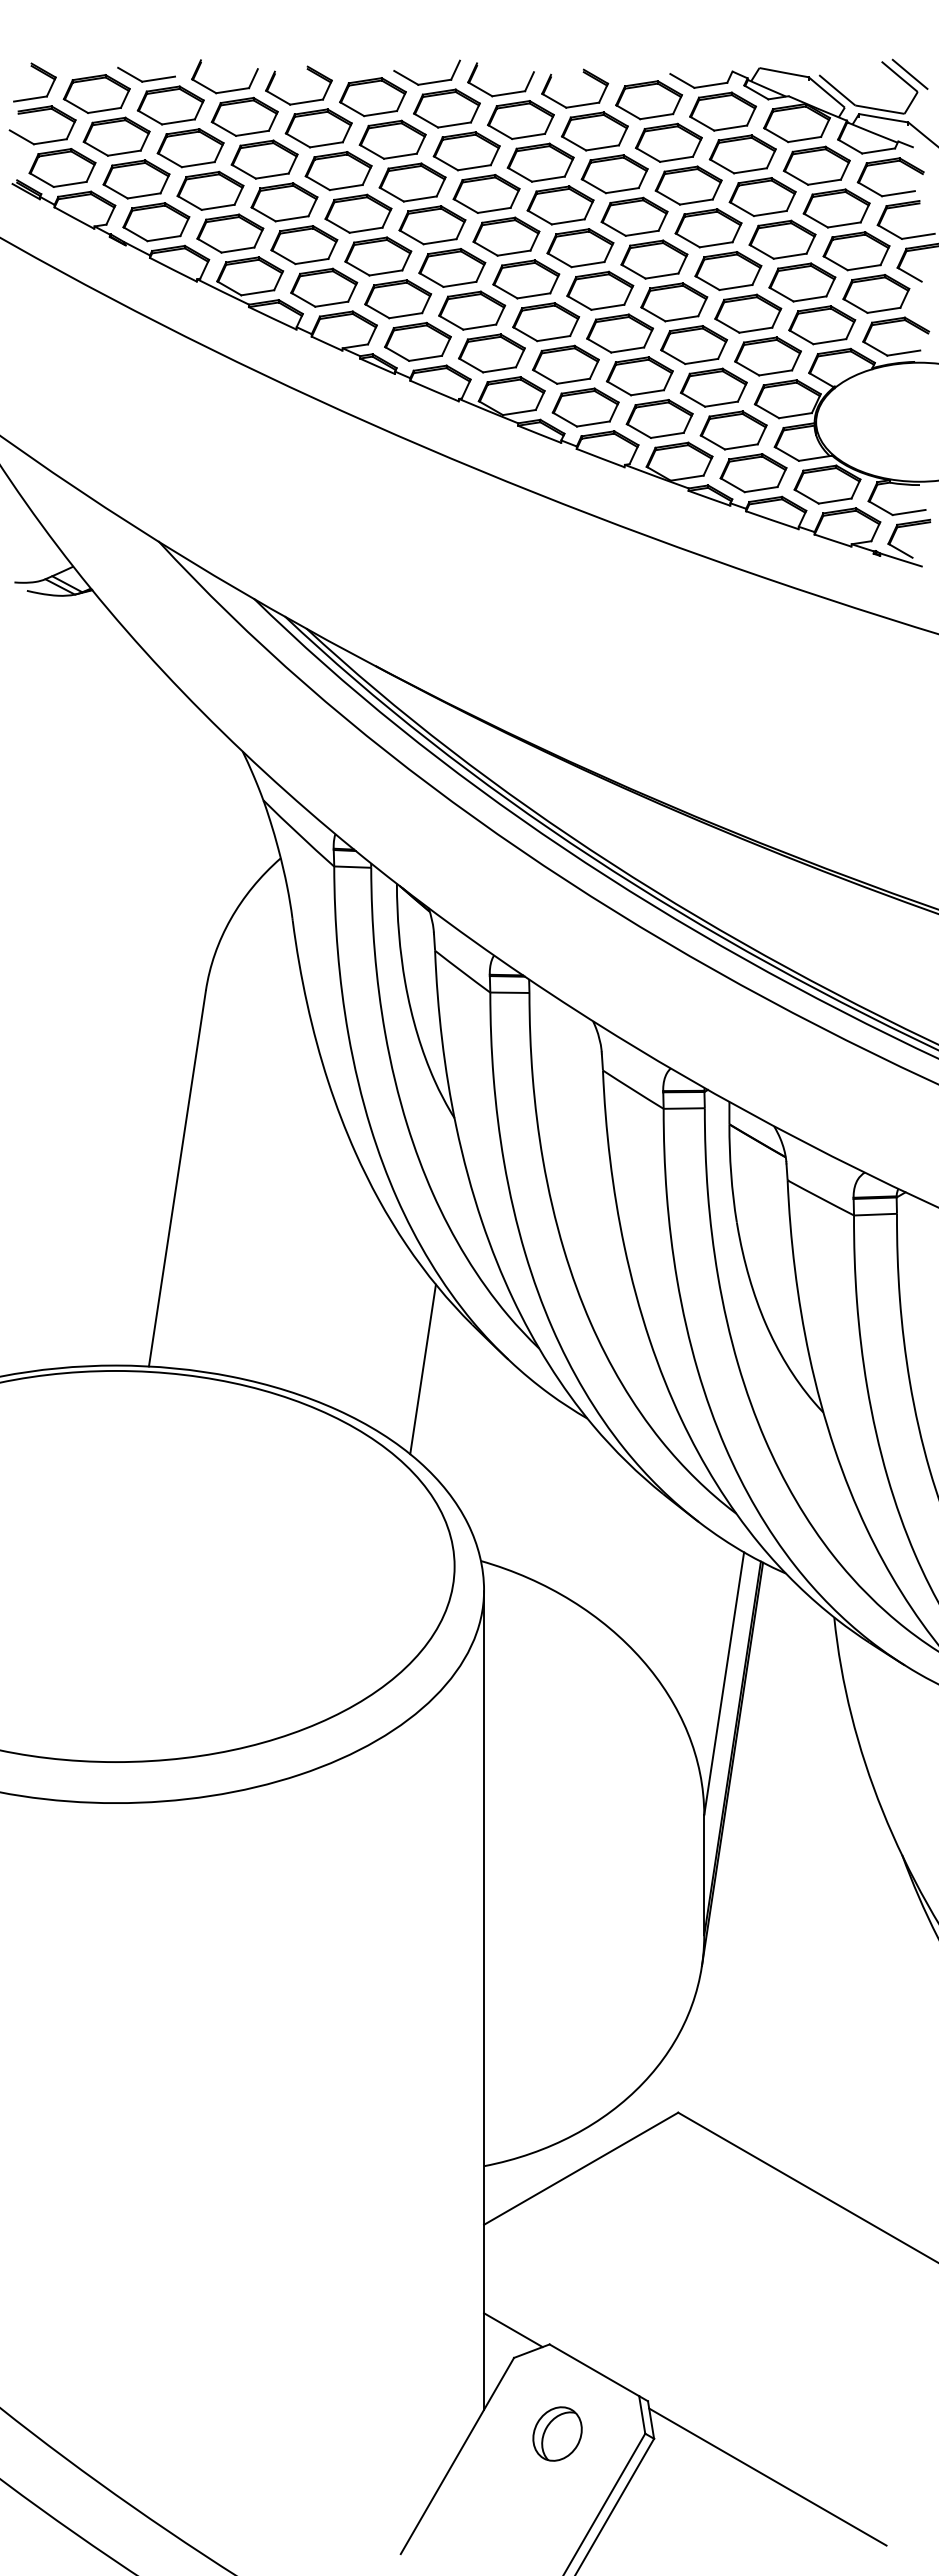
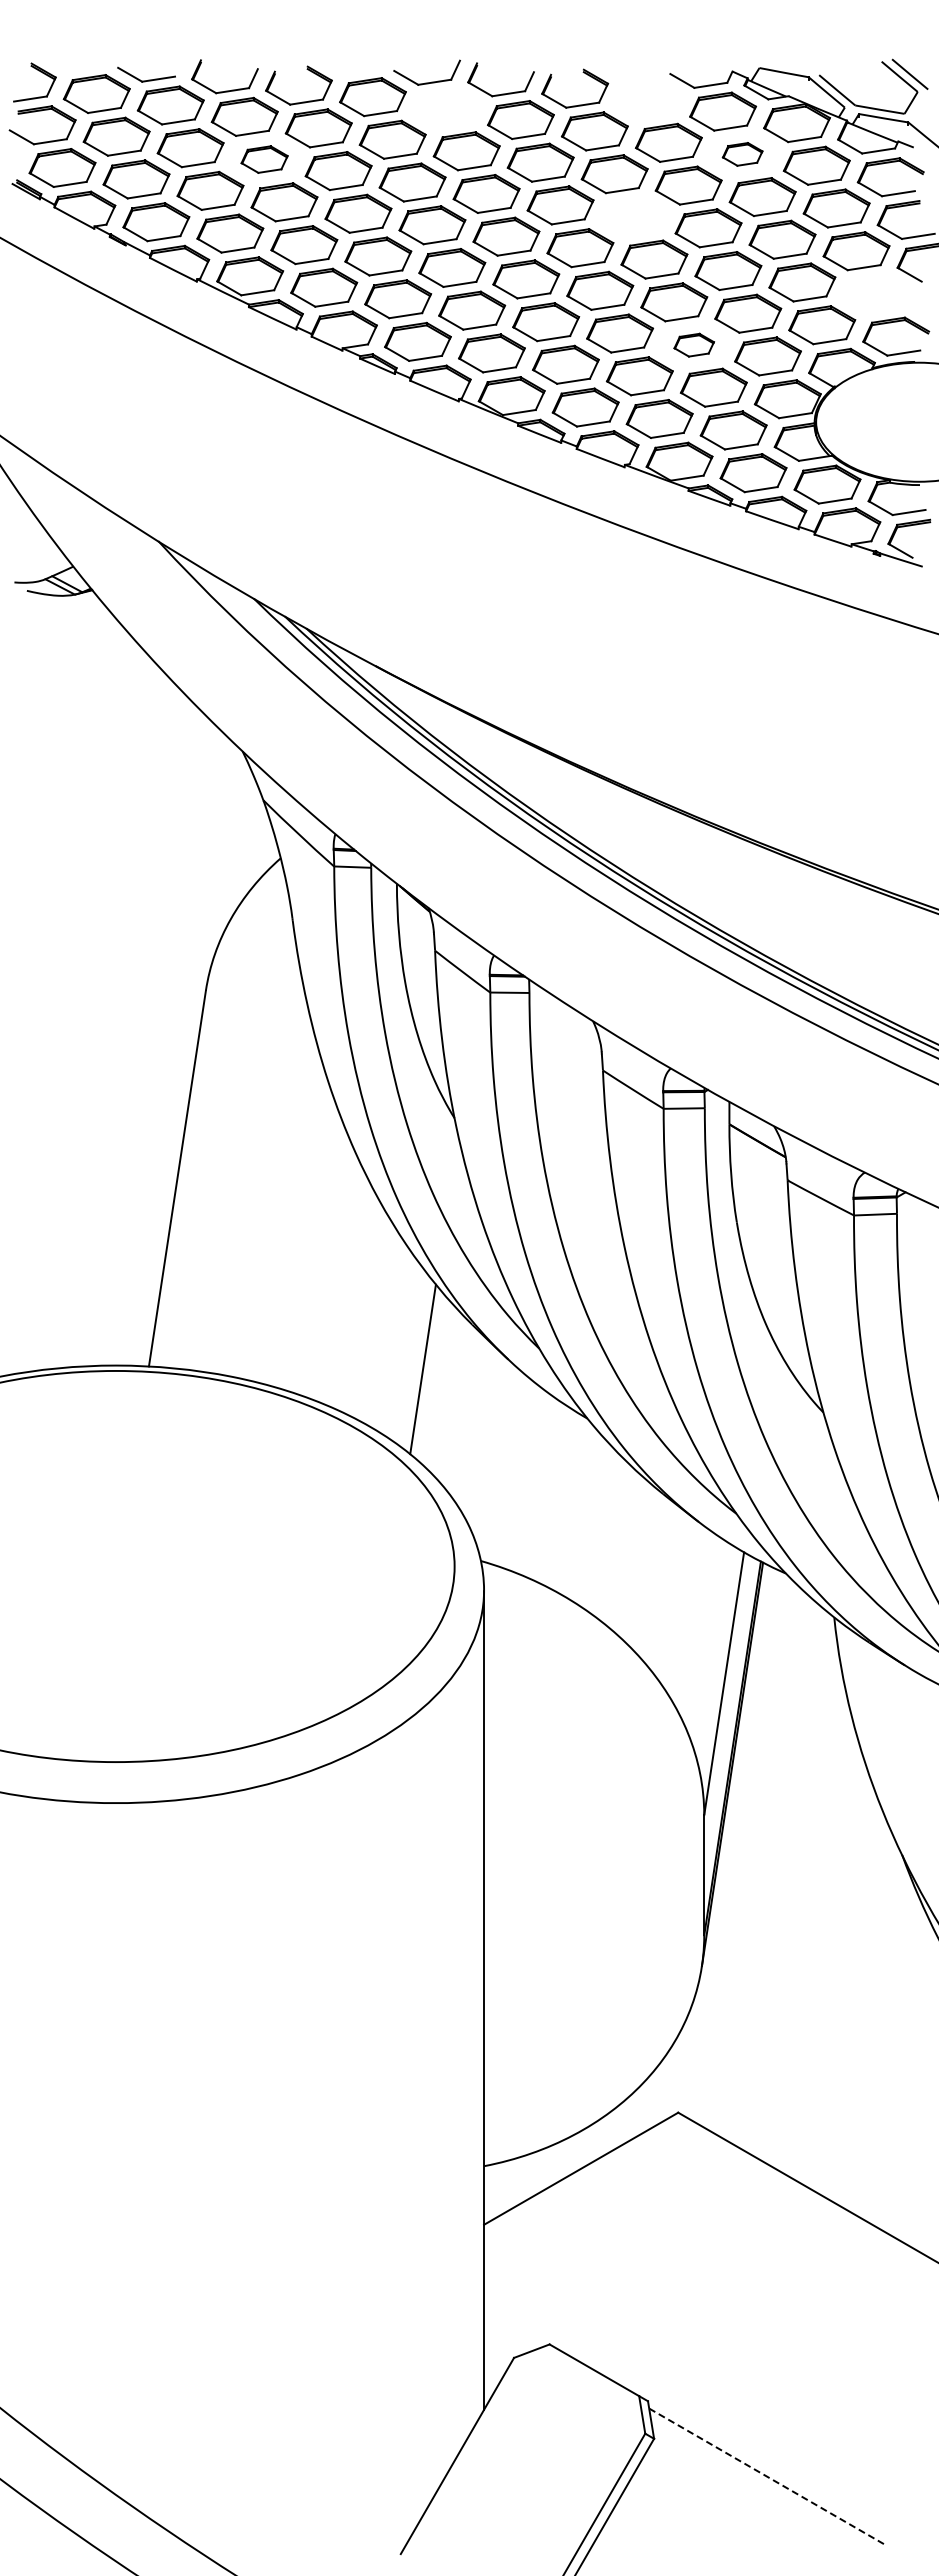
part: present -> none (648, 100)
part: present -> none (446, 108)
part size: 69x41 px -> 43x25 px (742, 154)
part size: 69x41 px -> 49x29 px (264, 159)
part: present -> none (634, 216)
part: present -> none (876, 293)
part size: 69x41 px -> 43x26 px (694, 344)
line: present -> none (513, 2330)
part: present -> none (557, 2433)
line: solid -> dashed (768, 2477)
